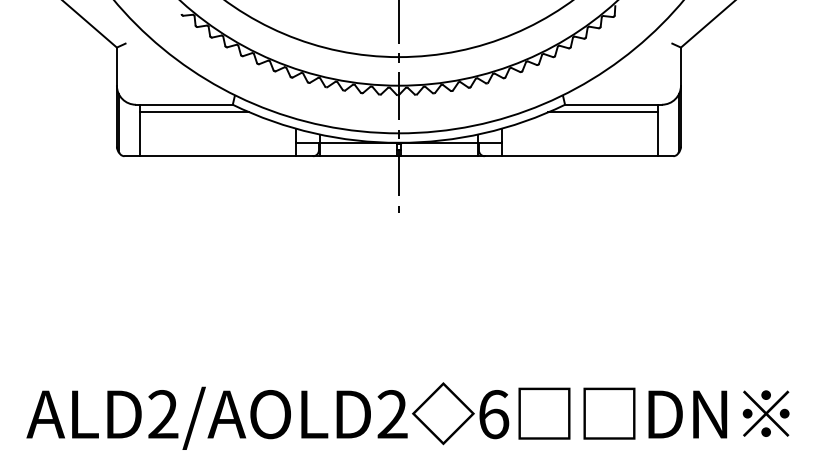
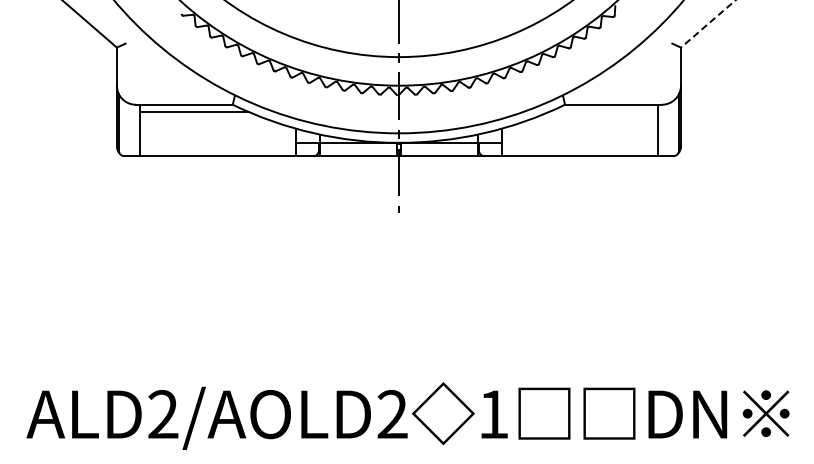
line: solid -> dashed (708, 24)
line: present -> none (603, 112)
text: 6 -> 1 (494, 414)
